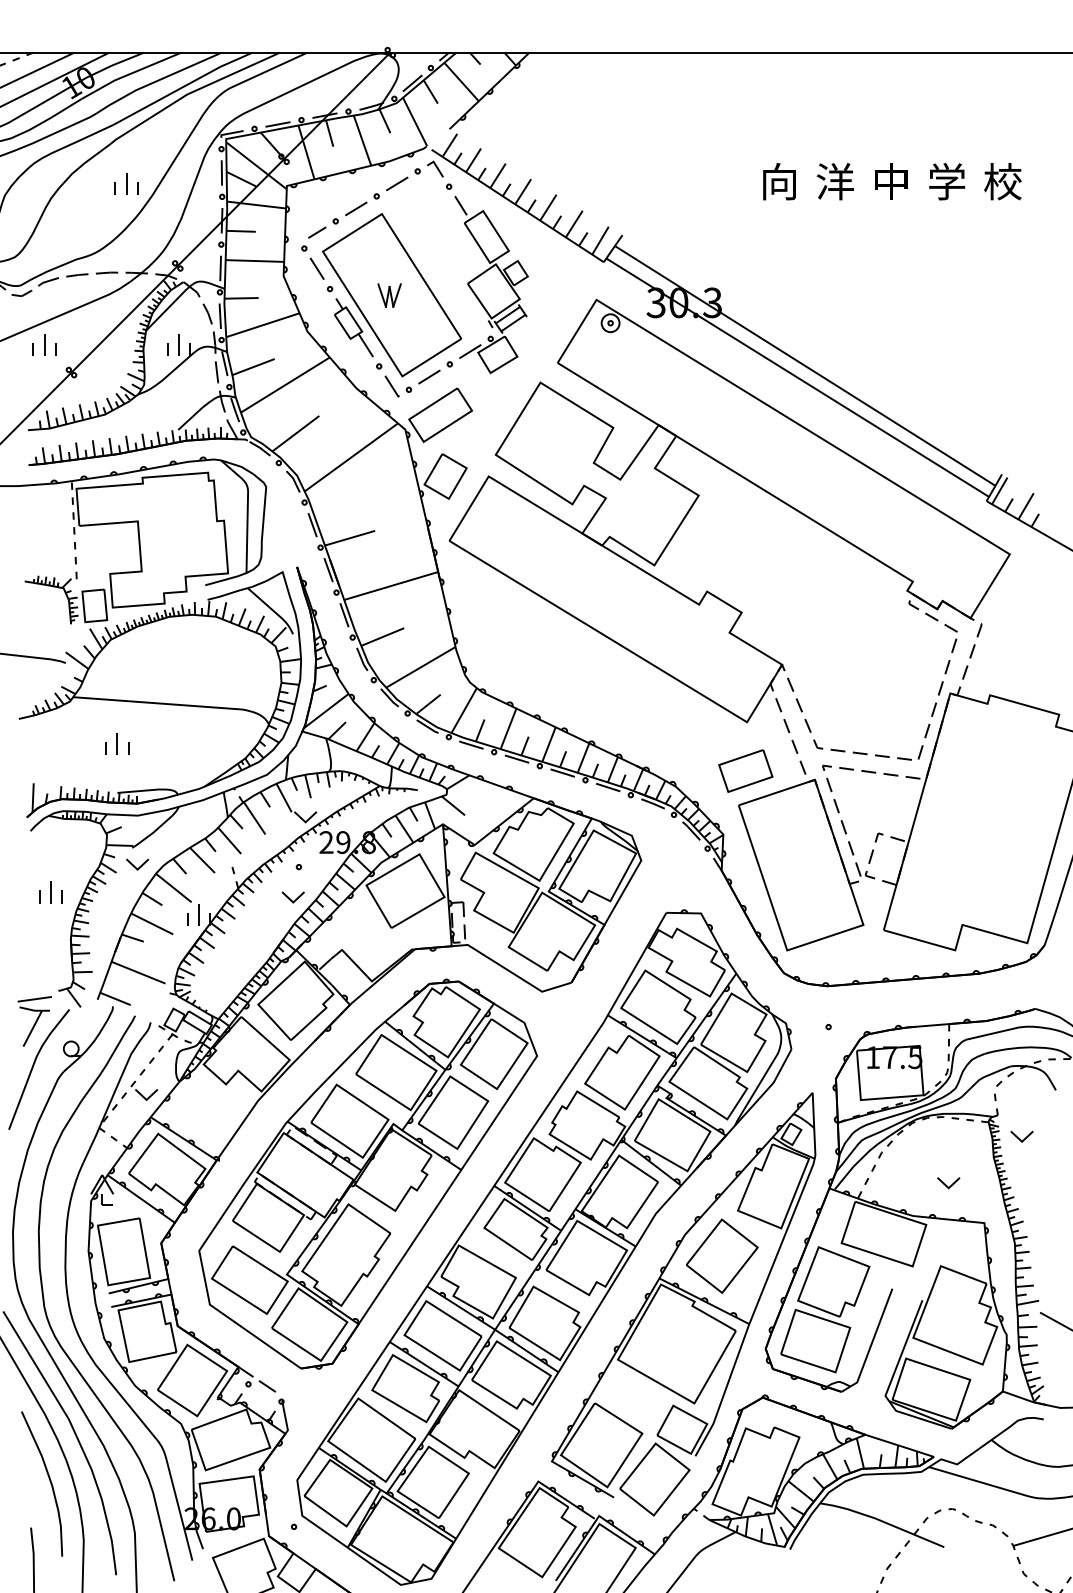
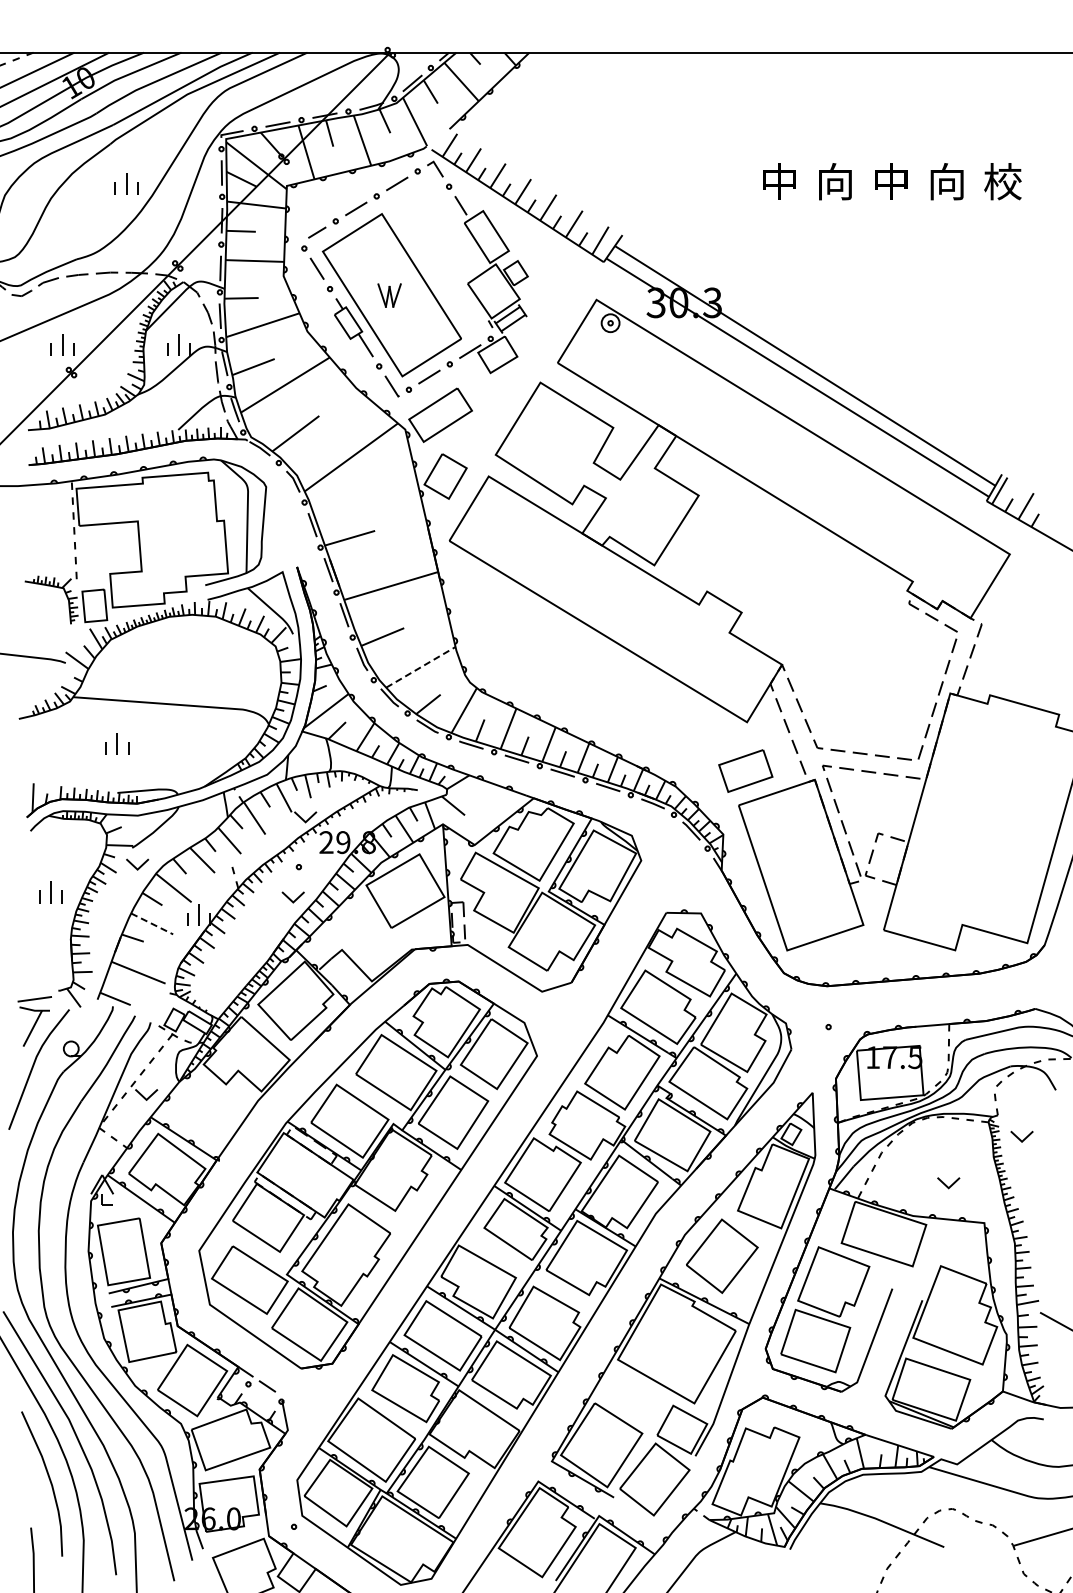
text: 向 -> 中 (779, 181)
text: 洋 -> 向 (834, 181)
text: 学 -> 向 (947, 181)
part position: (44, 344) -> (62, 344) (62, 344)
line: solid -> dashed (421, 667)
line: solid -> dashed (152, 924)
